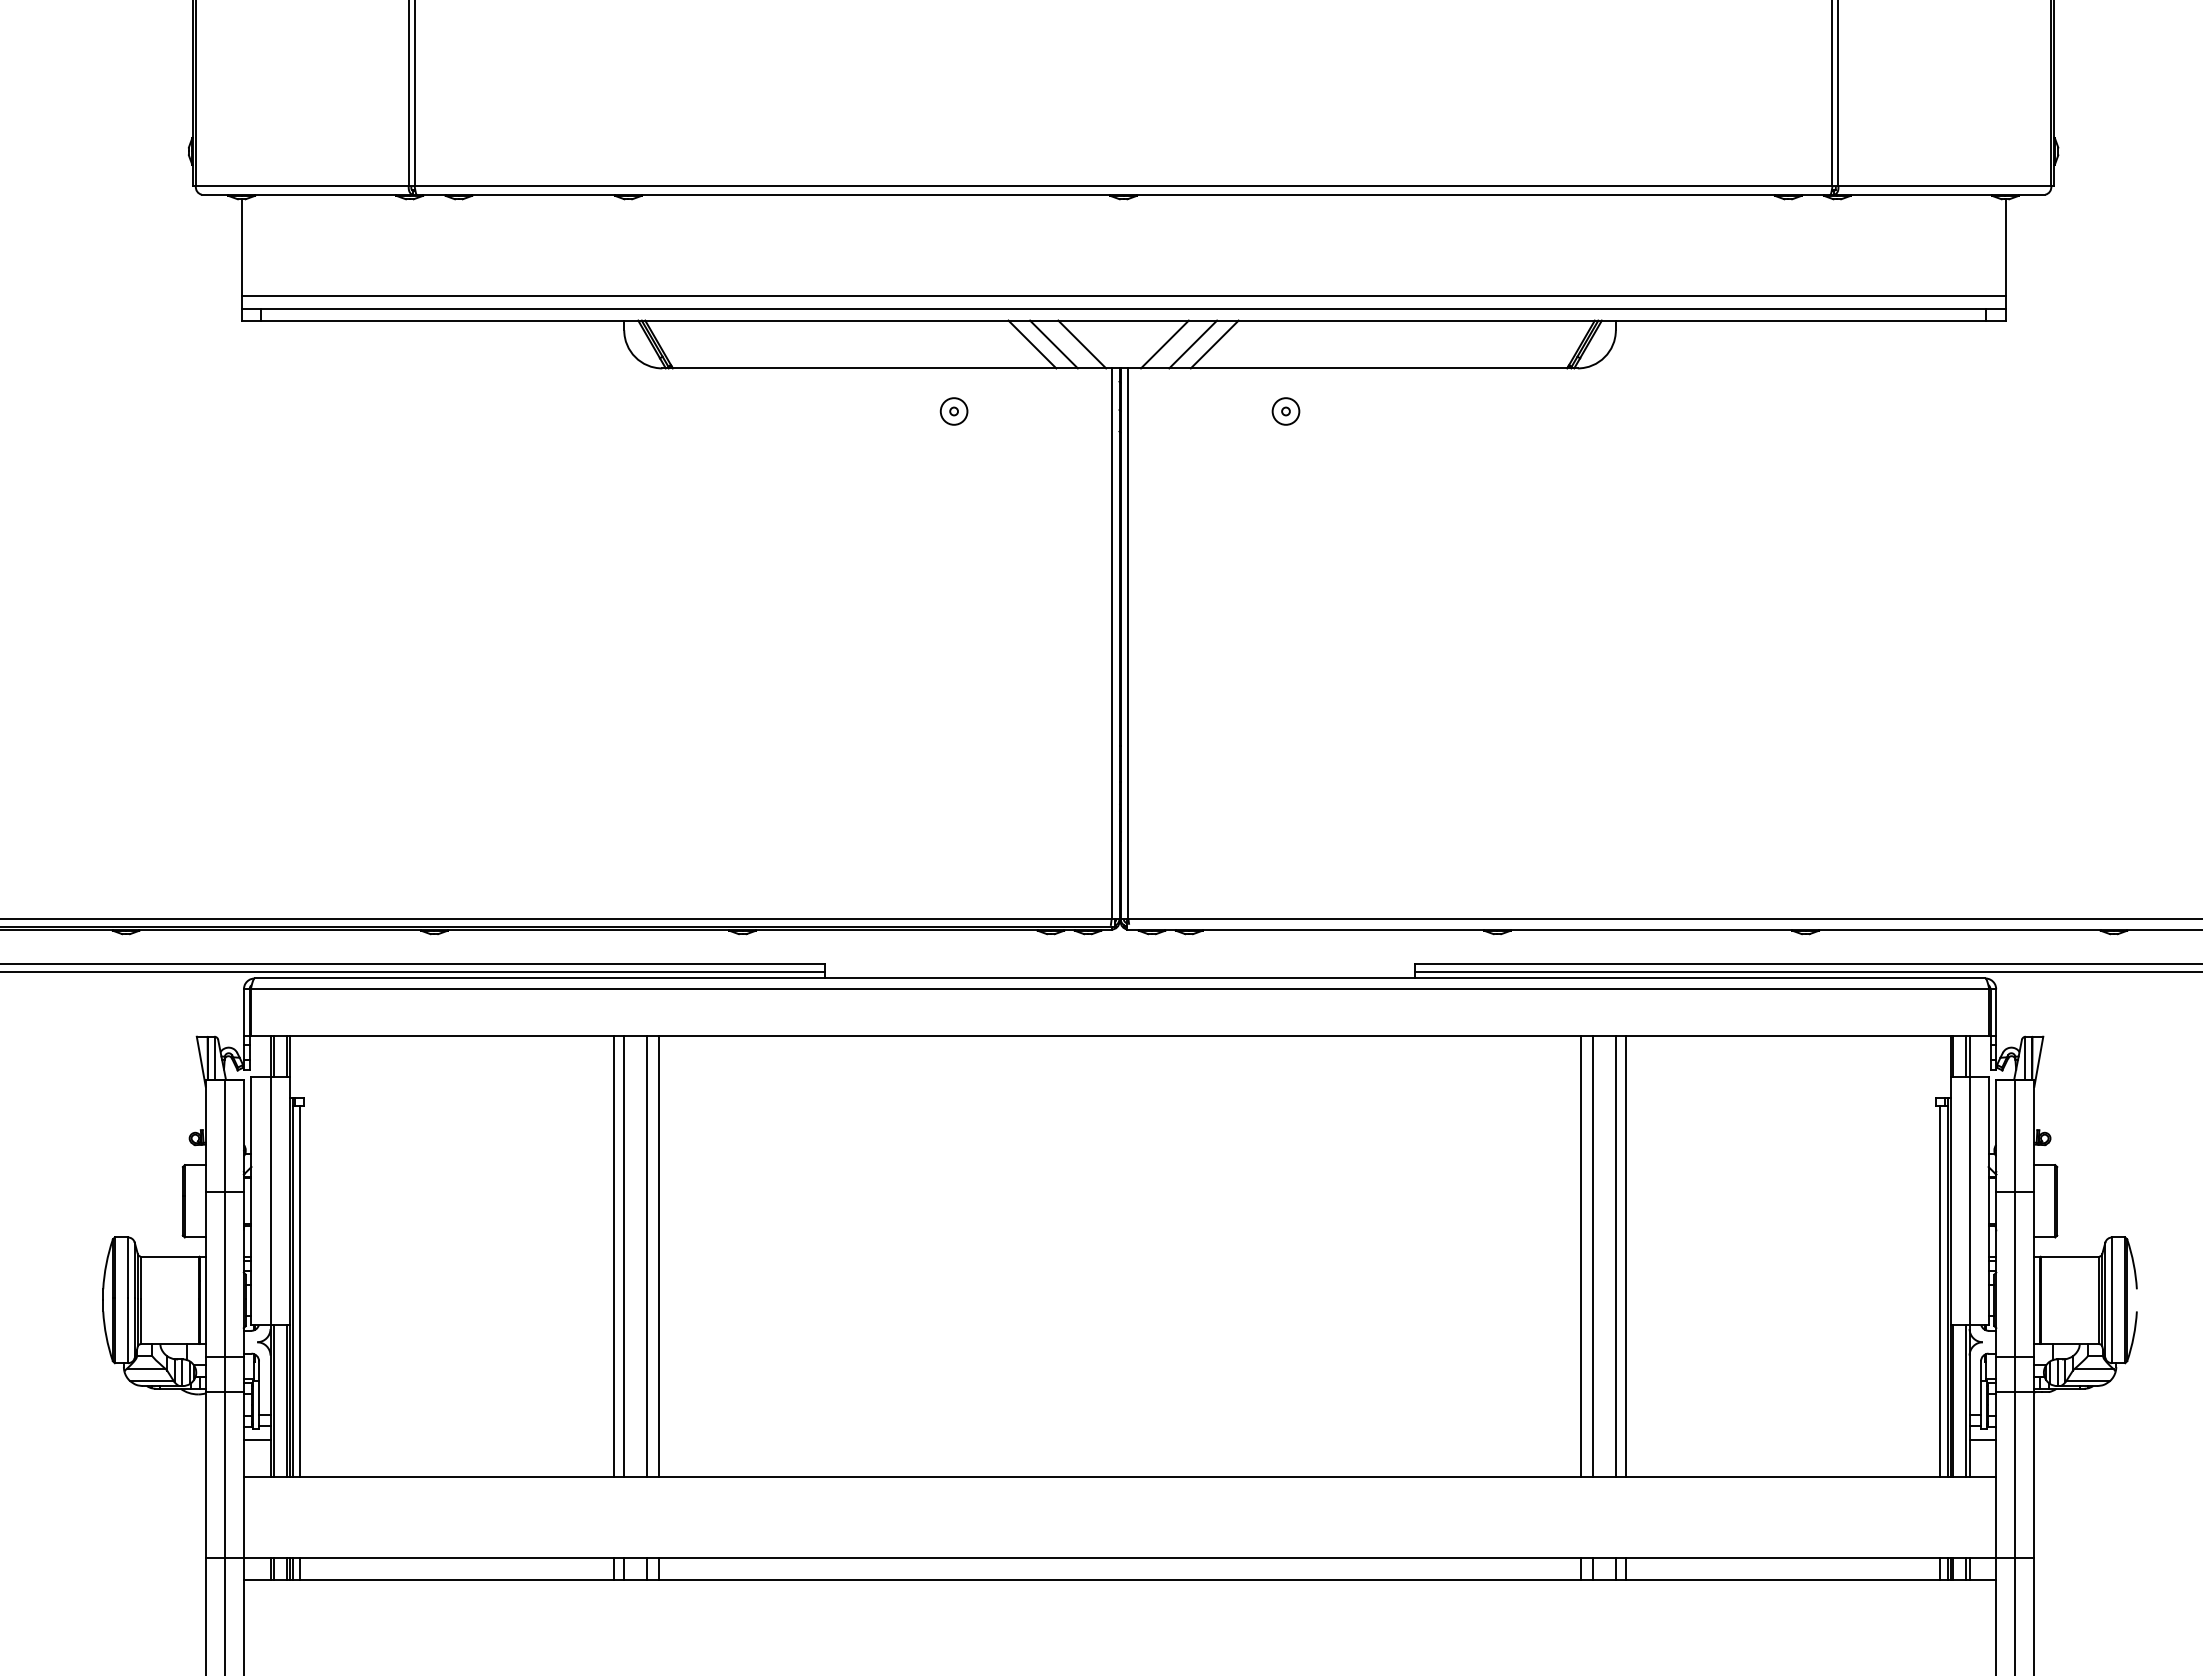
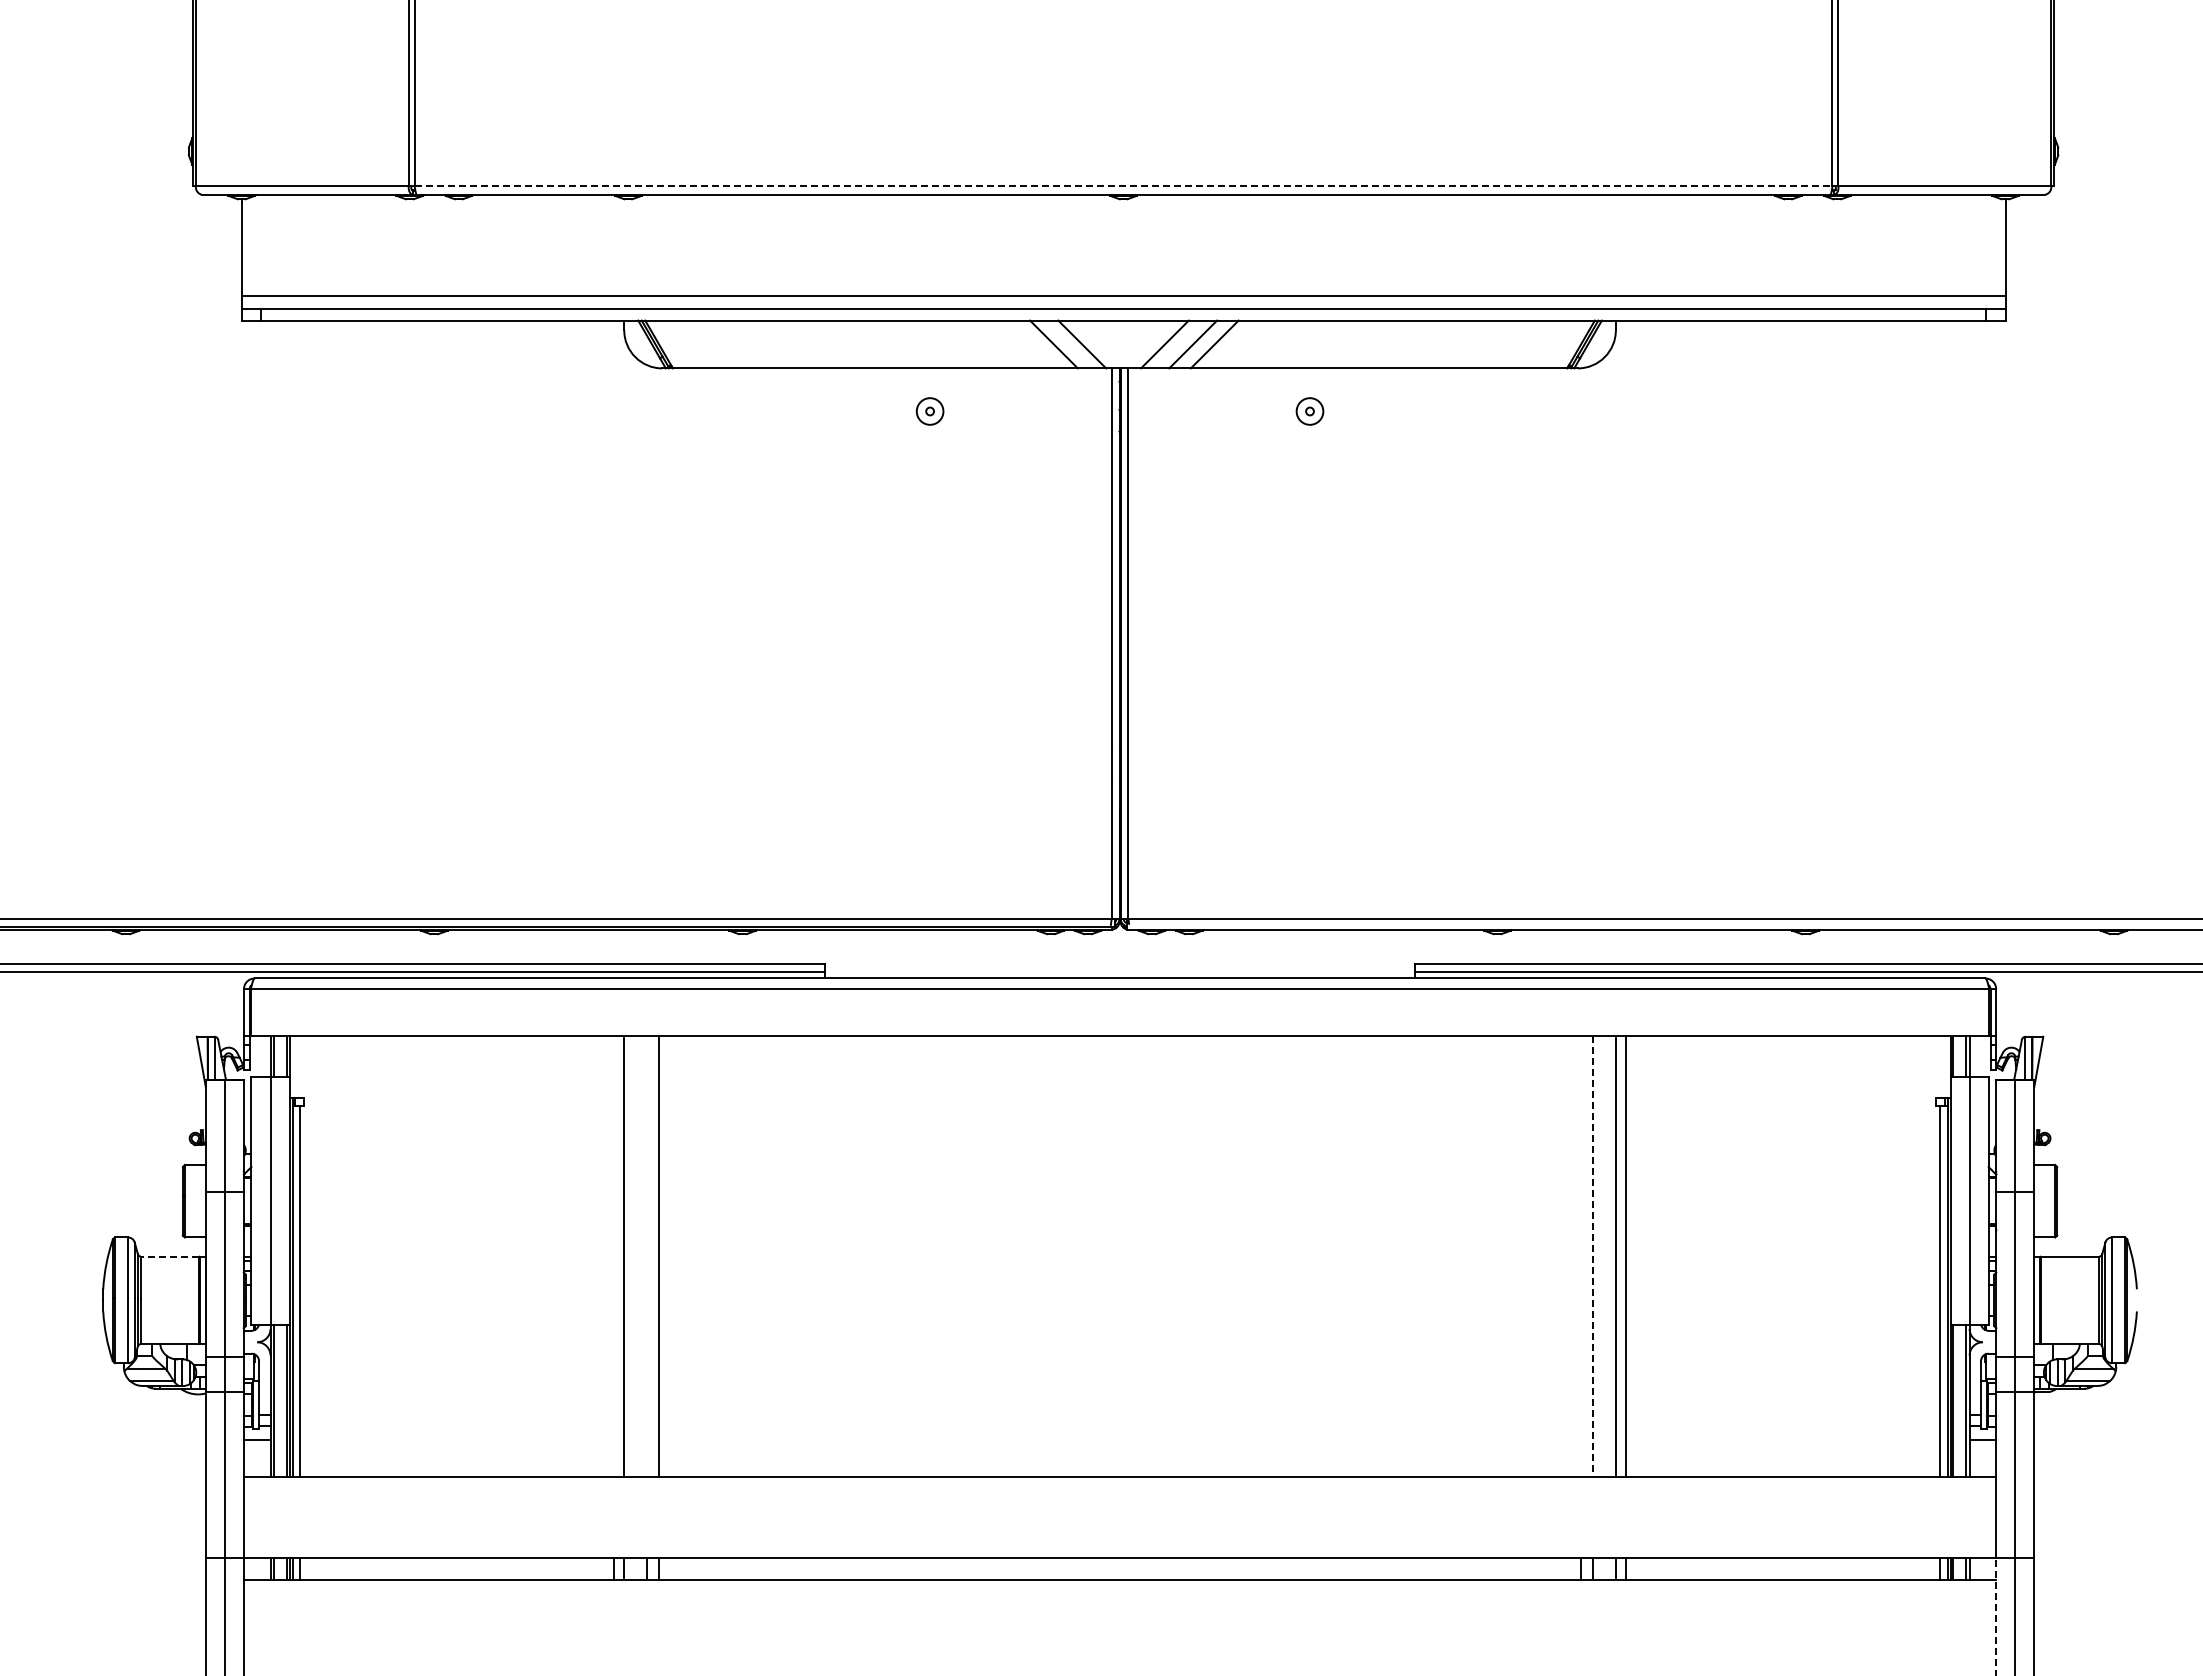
line: solid -> dashed (1123, 186)
line: present -> none (1032, 344)
part position: (953, 411) -> (929, 411) (929, 411)
part position: (1285, 411) -> (1309, 411) (1309, 411)
line: present -> none (614, 1255)
line: present -> none (647, 1255)
line: present -> none (1581, 1255)
line: solid -> dashed (169, 1256)
line: solid -> dashed (1593, 1256)
line: solid -> dashed (1996, 1616)
